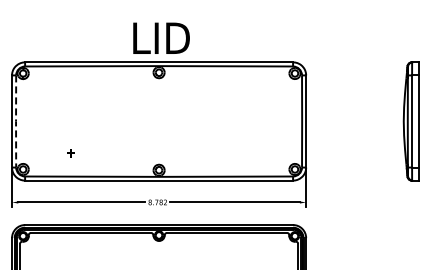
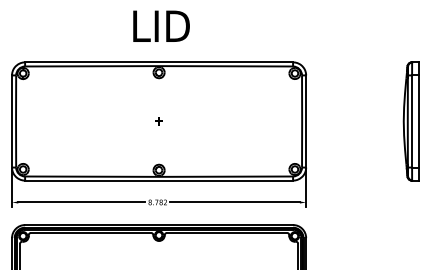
text position: (161, 37) -> (161, 25) (161, 25)
line: dashed -> solid (16, 121)
part position: (70, 153) -> (158, 121) (158, 121)
